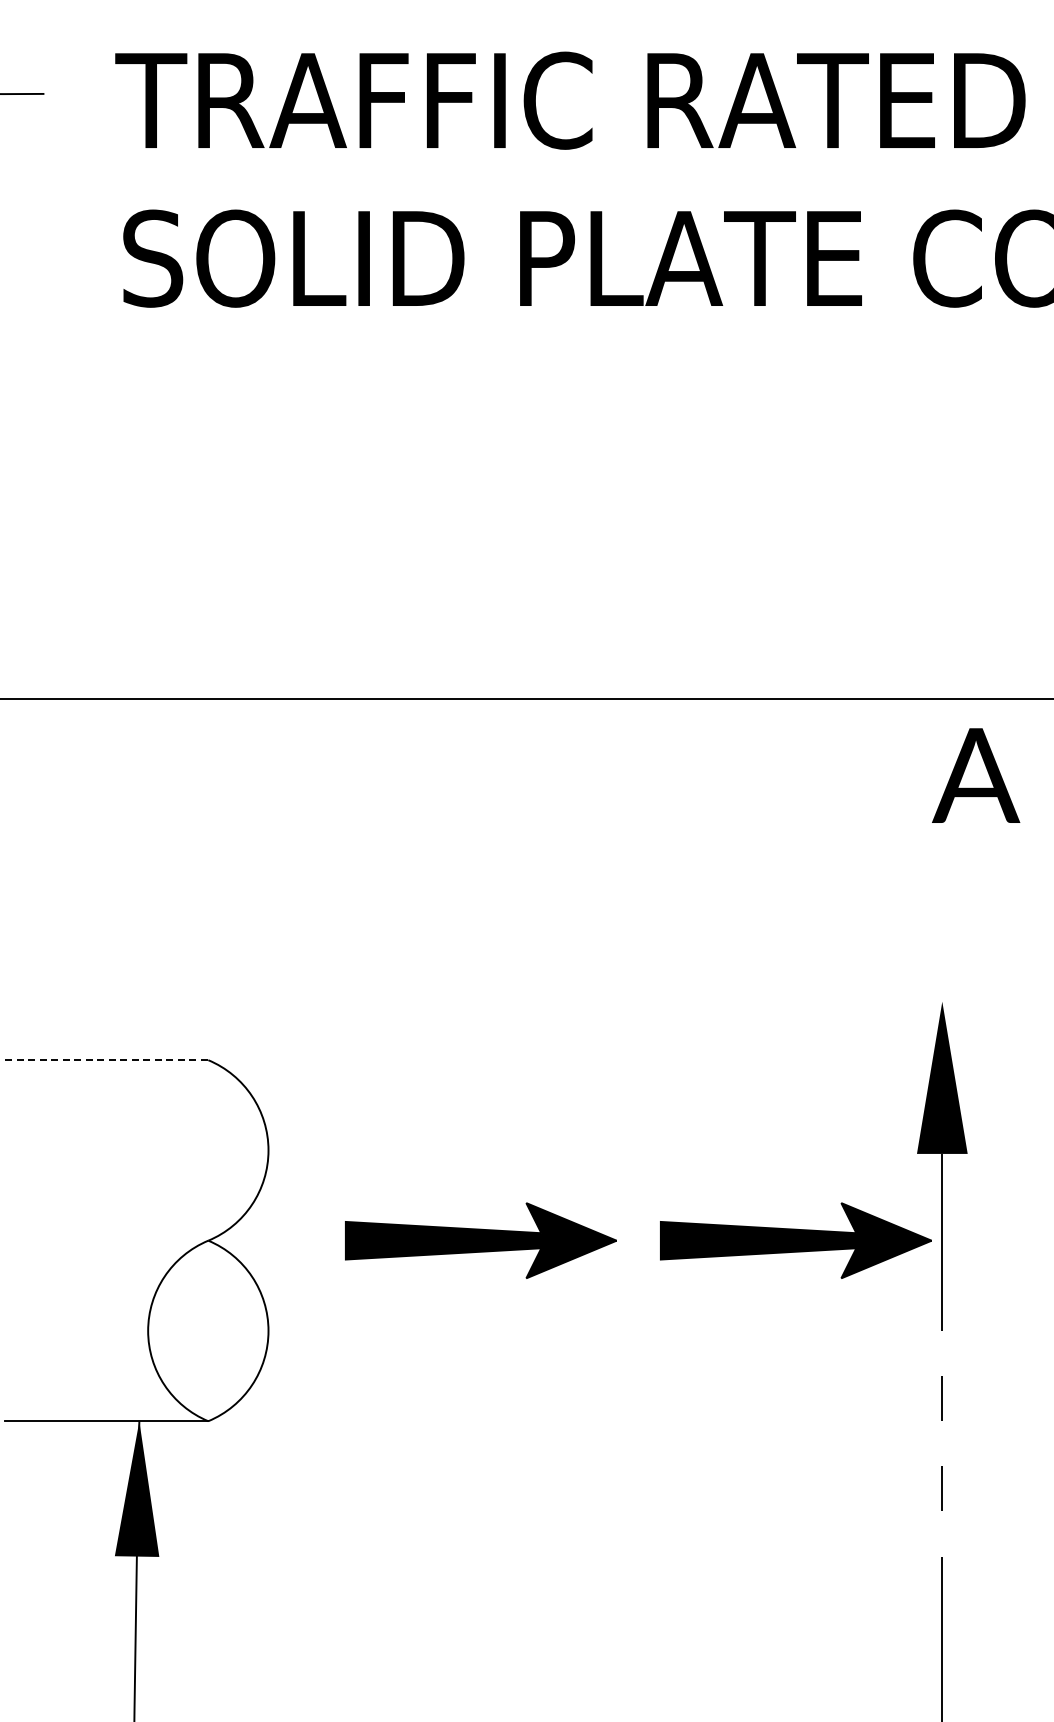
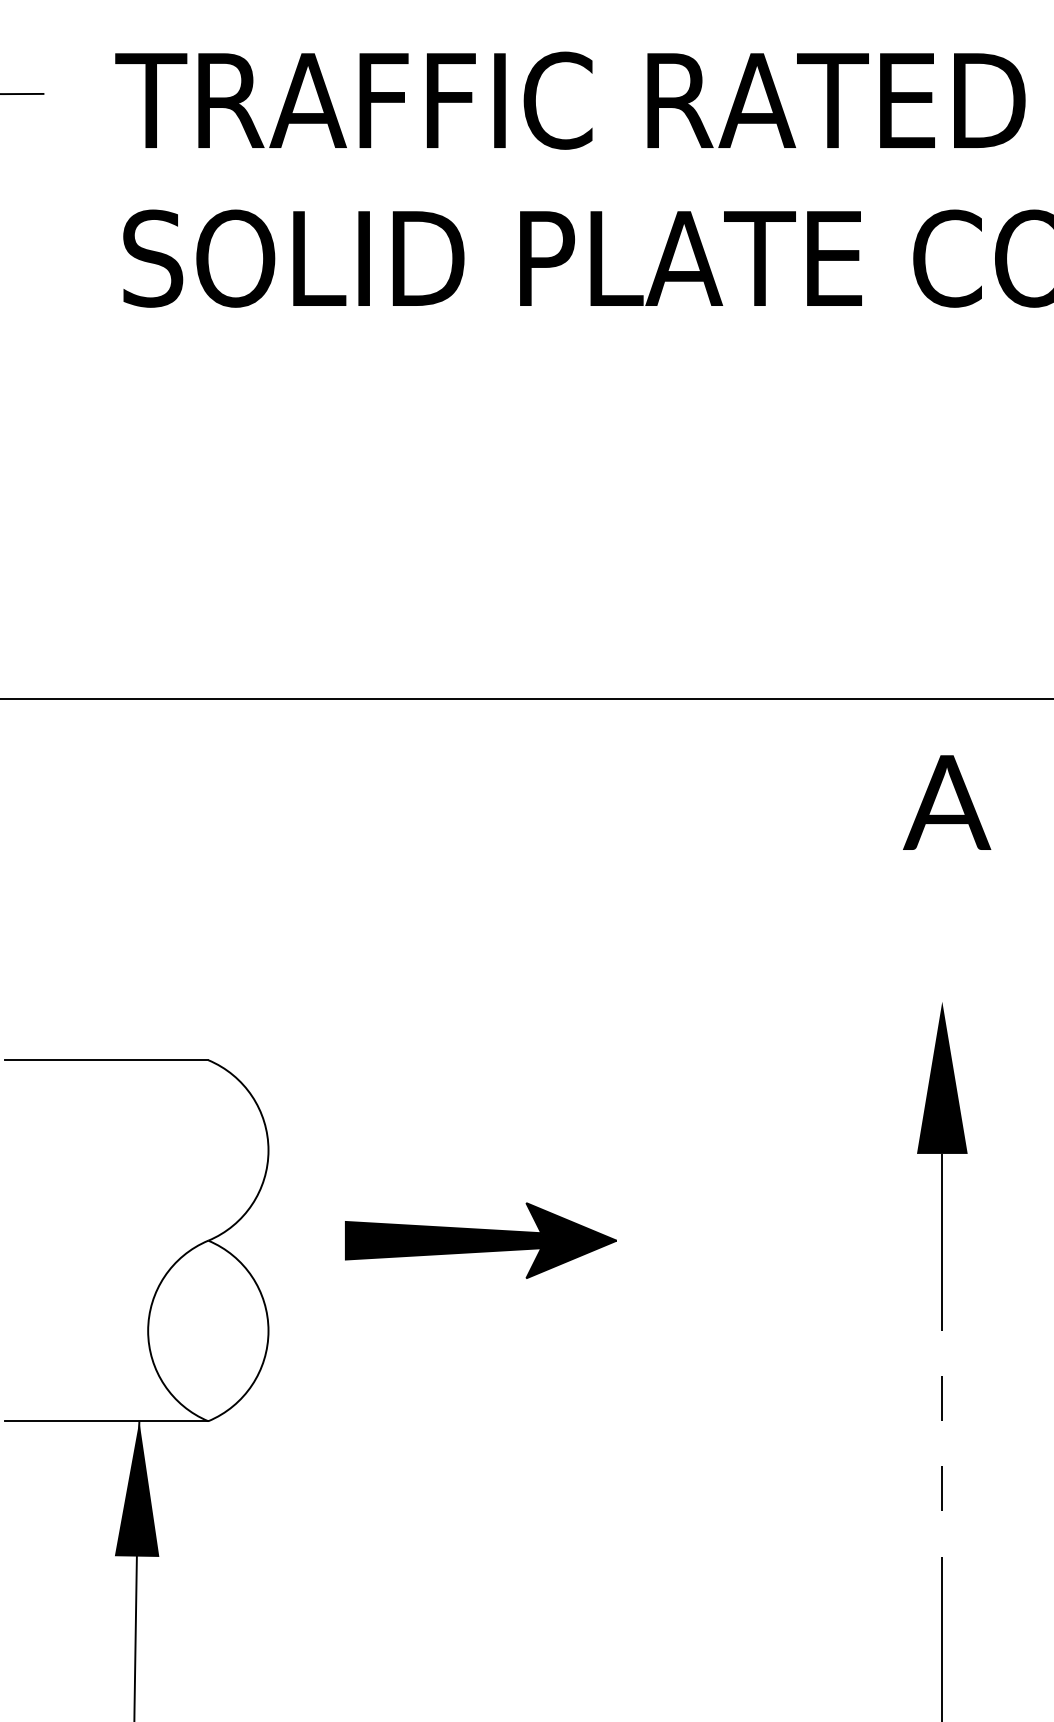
text position: (976, 775) -> (947, 802) (947, 802)
line: dashed -> solid (106, 1060)
part: present -> none (795, 1240)
